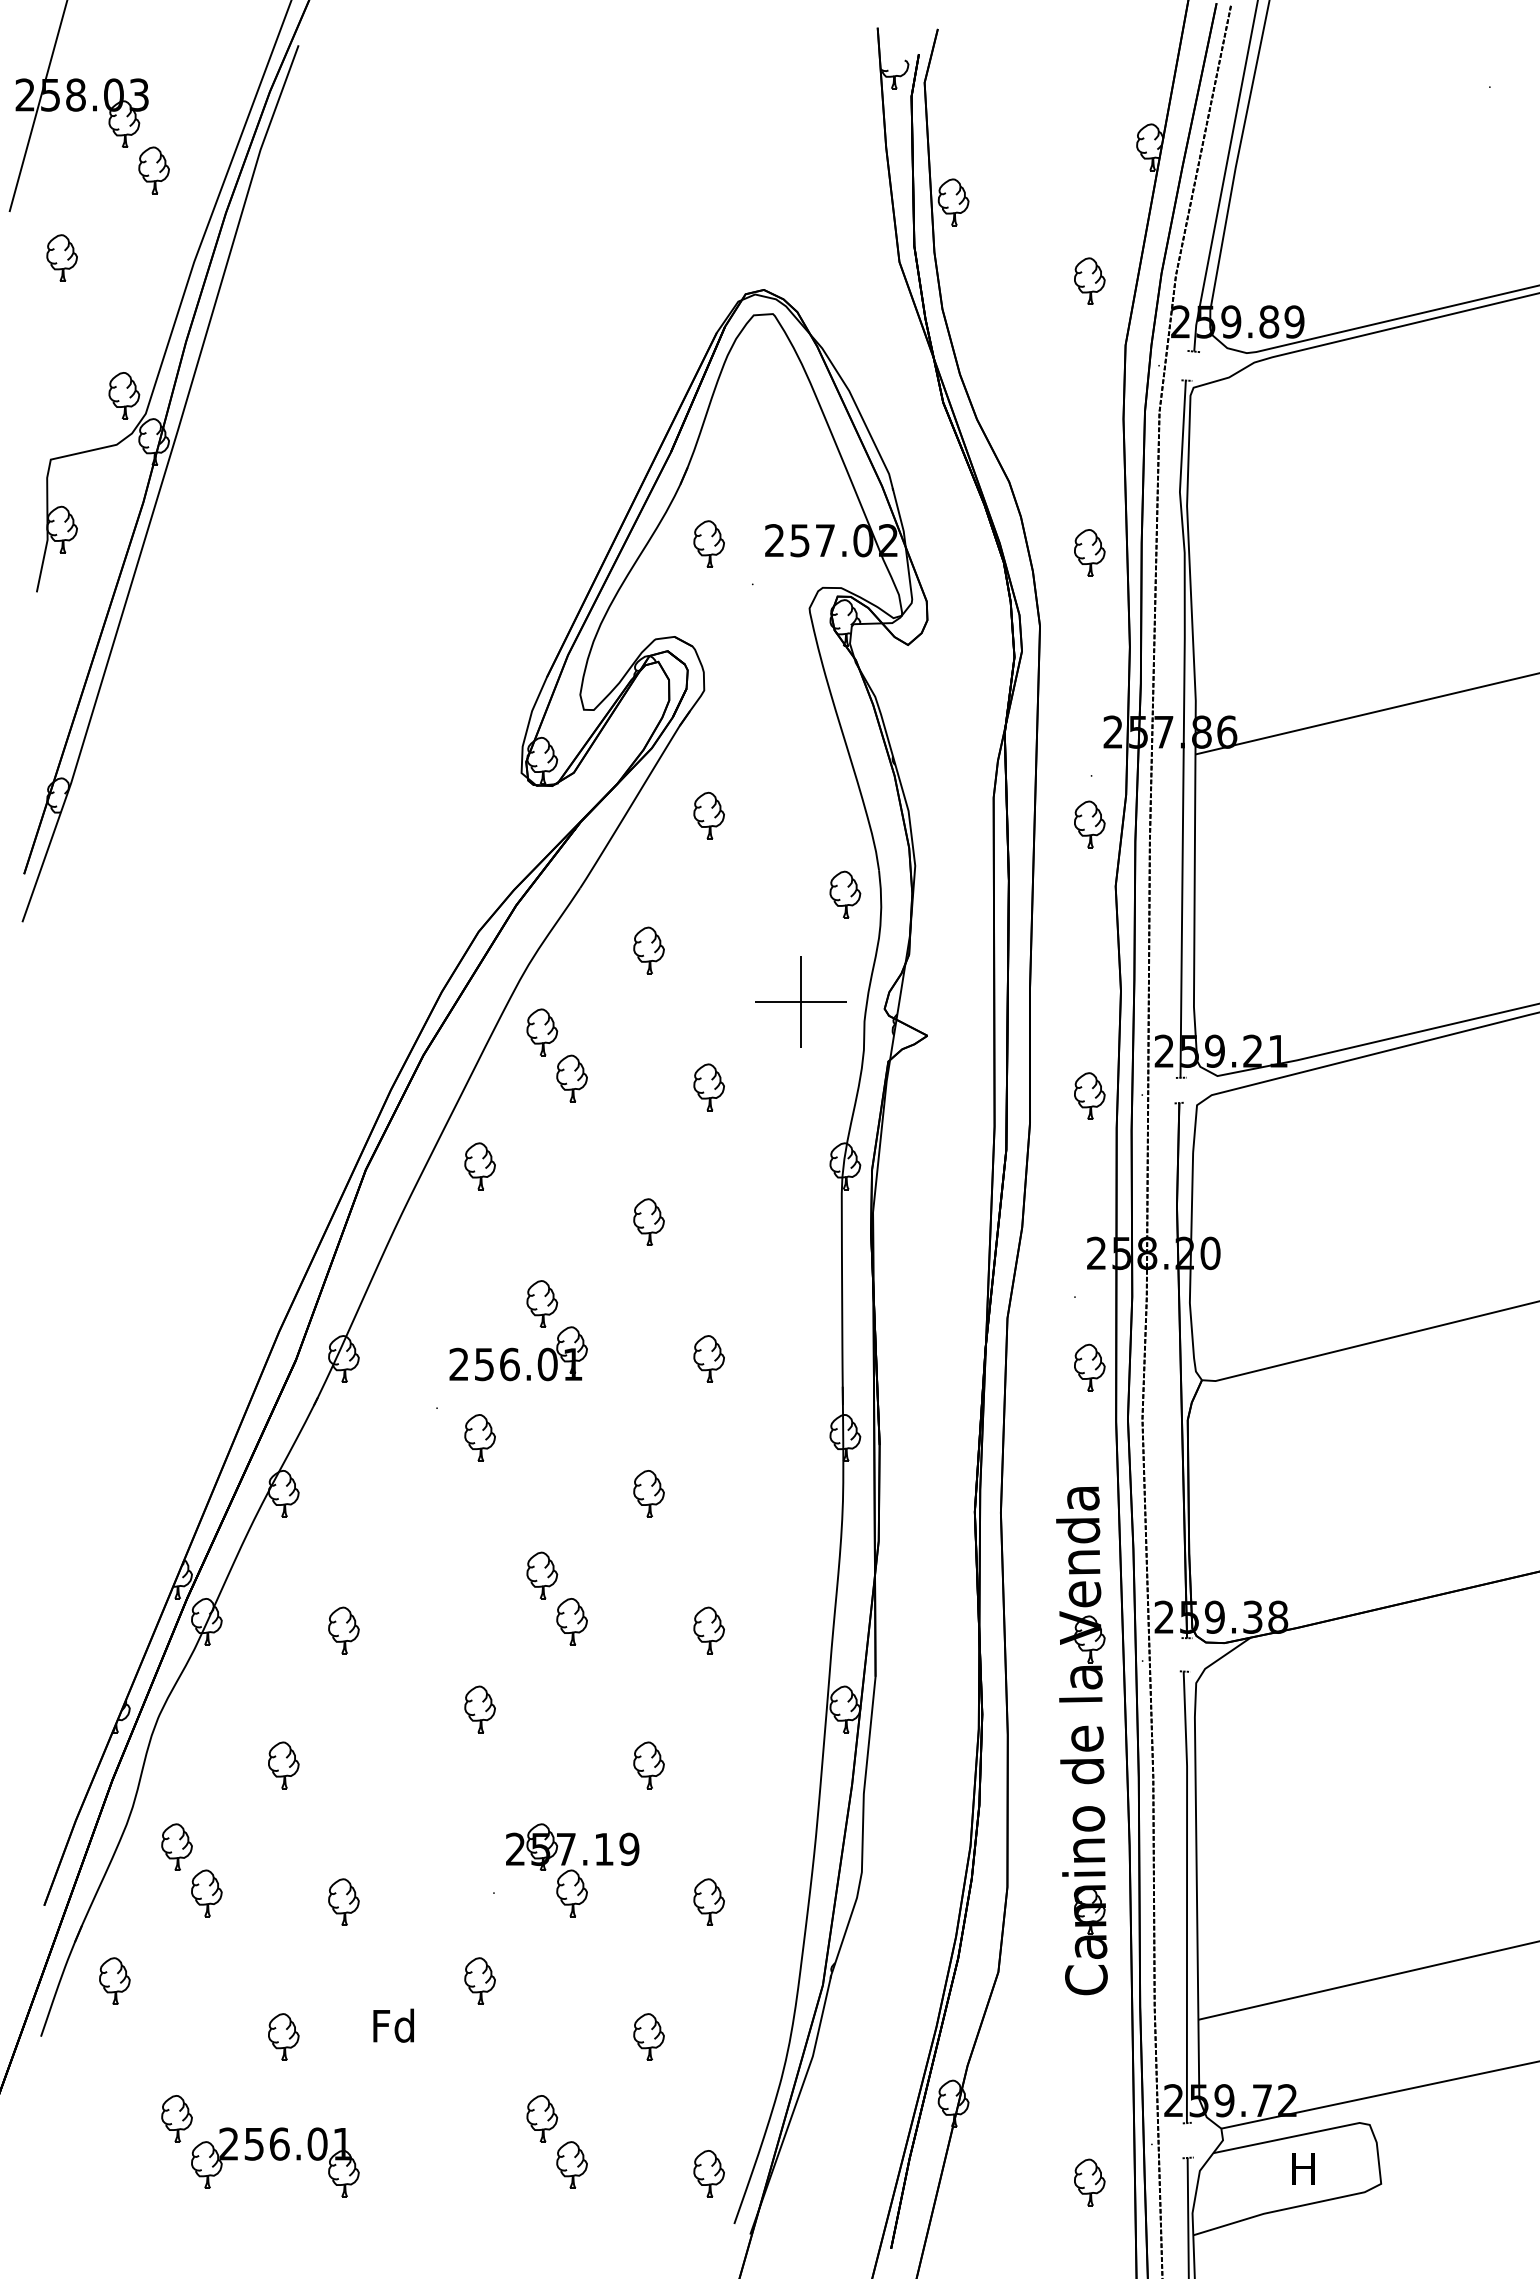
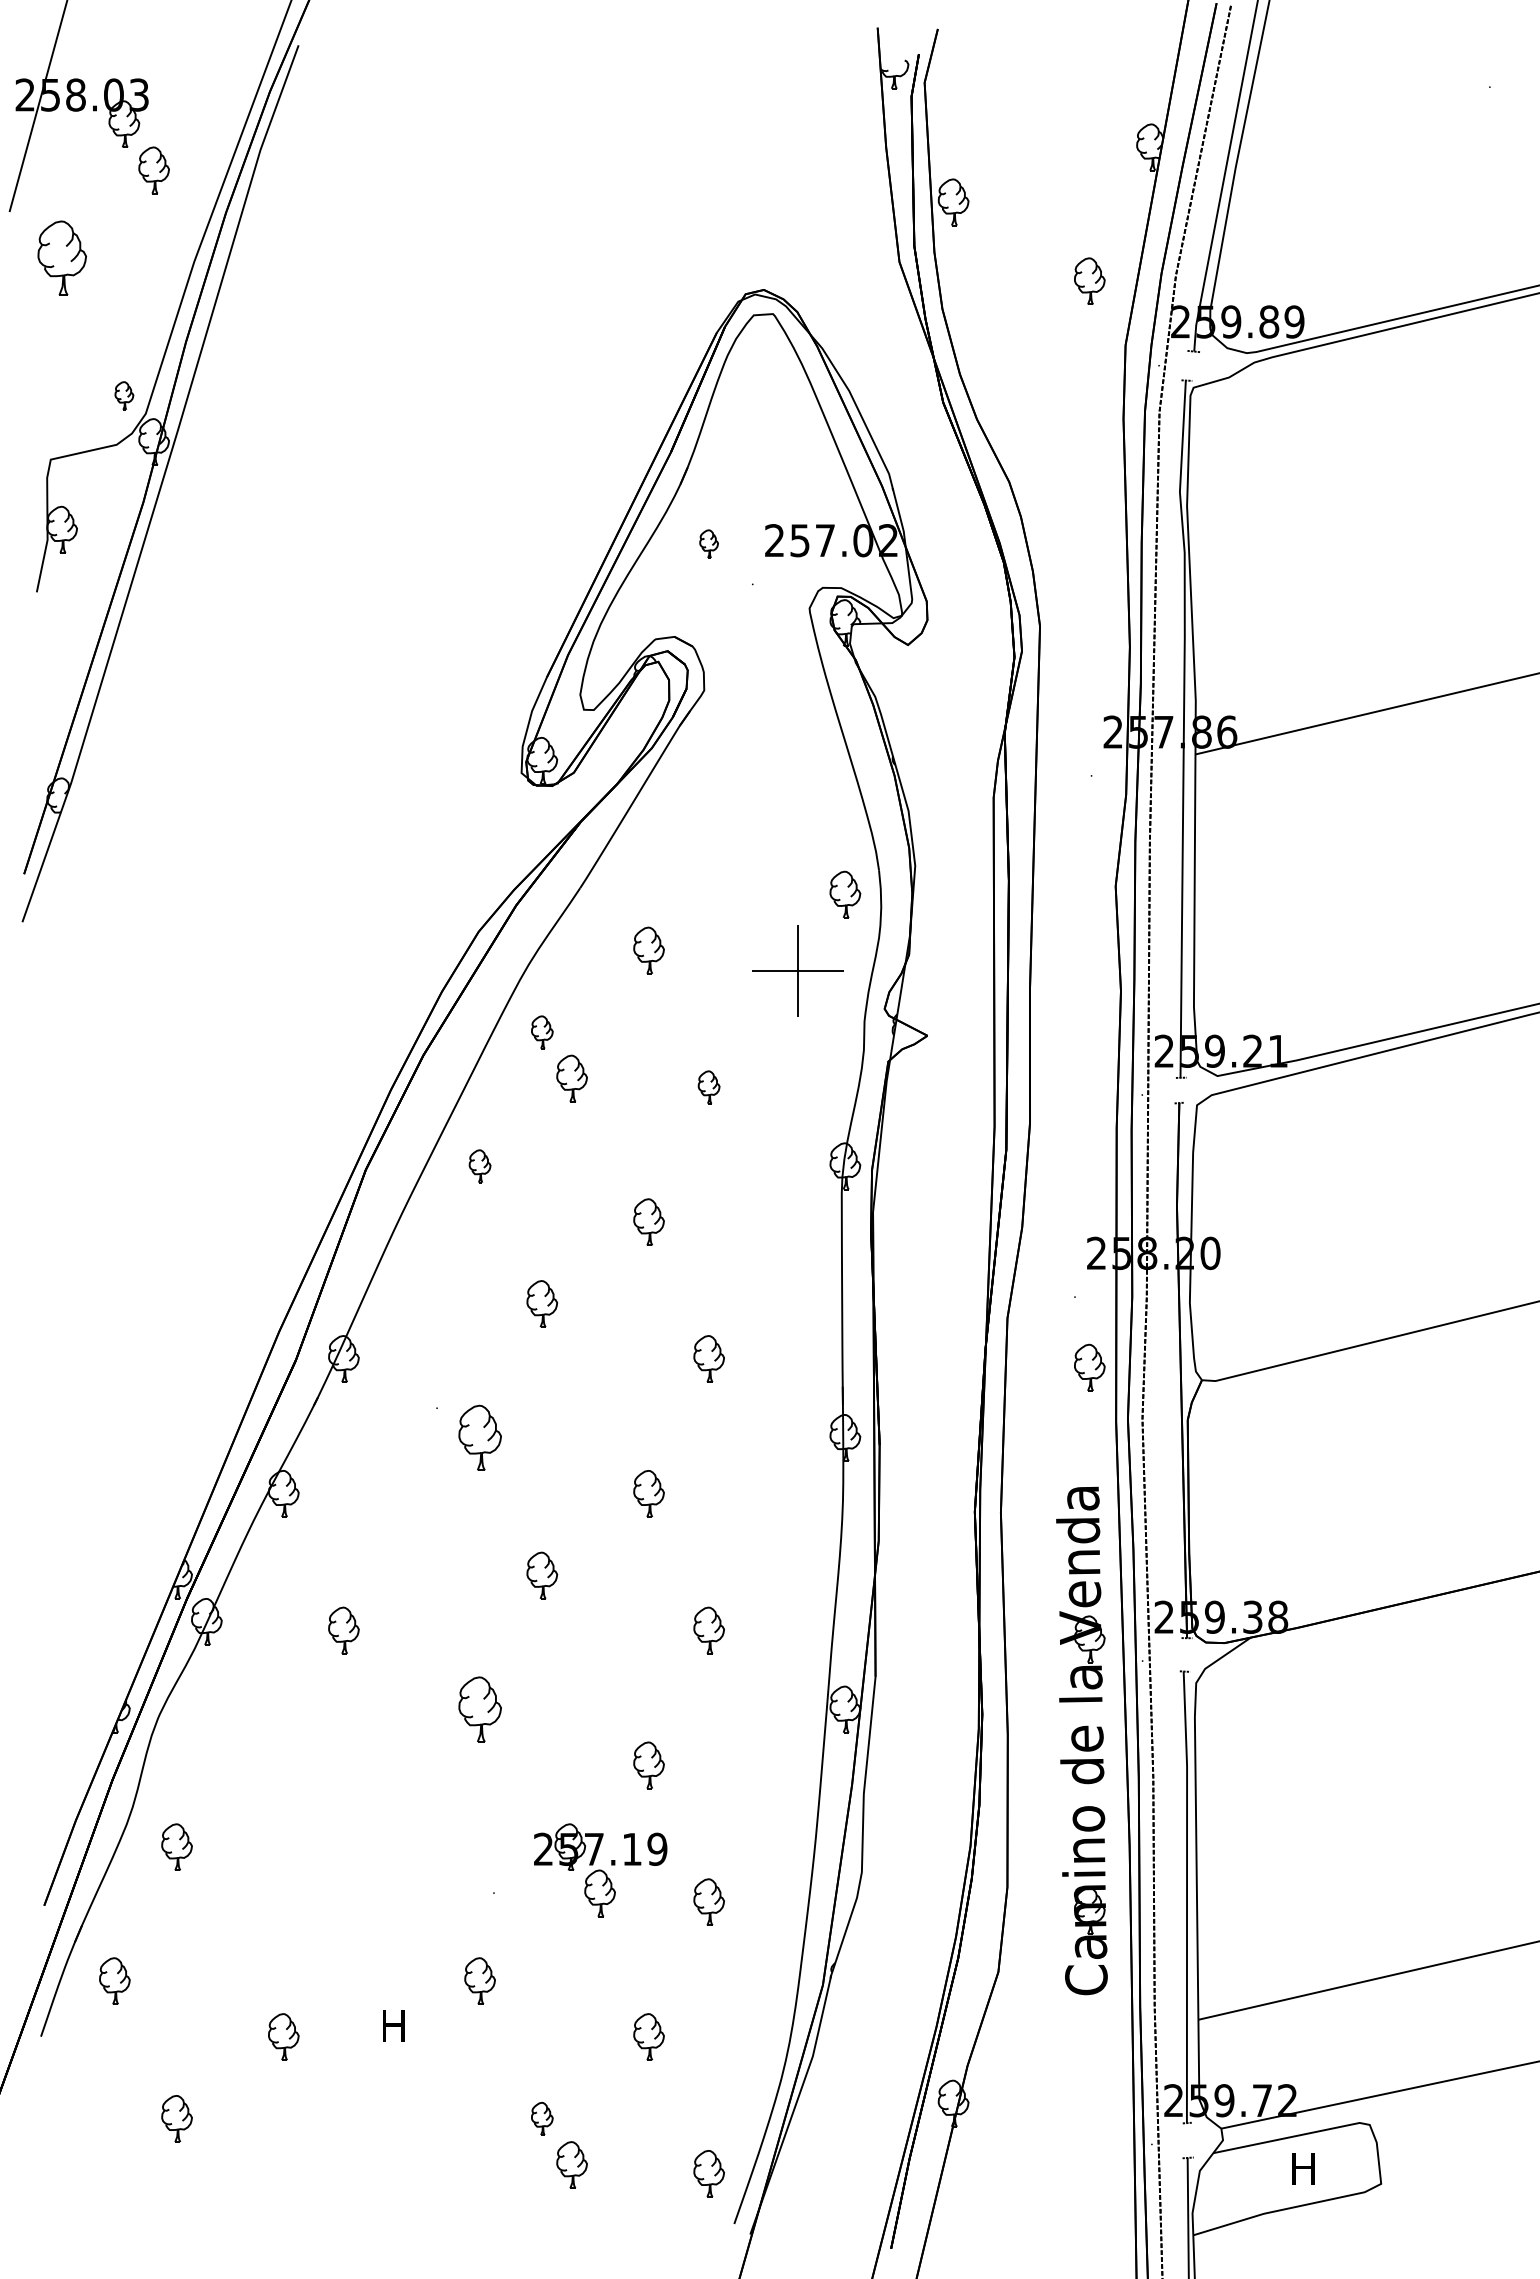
part size: 32x48 px -> 50x76 px (61, 257)
part size: 33x48 px -> 21x30 px (124, 395)
part size: 32x48 px -> 20x30 px (708, 543)
part: present -> none (1089, 552)
part: present -> none (708, 815)
part: present -> none (1089, 824)
part position: (800, 1001) -> (797, 970) (797, 970)
part size: 33x49 px -> 23x35 px (542, 1032)
part size: 32x49 px -> 24x35 px (708, 1087)
part: present -> none (1089, 1095)
part size: 32x49 px -> 24x35 px (479, 1166)
part: present -> none (518, 1353)
part size: 32x48 px -> 44x67 px (479, 1437)
part: present -> none (571, 1621)
part size: 32x49 px -> 44x67 px (479, 1709)
part: present -> none (283, 1765)
part position: (572, 1870) -> (600, 1870) (600, 1870)
part: present -> none (206, 1893)
part: present -> none (343, 1901)
text: Fd -> H (393, 2025)
part size: 33x48 px -> 23x34 px (542, 2118)
part: present -> none (275, 2162)
part: present -> none (1089, 2182)
